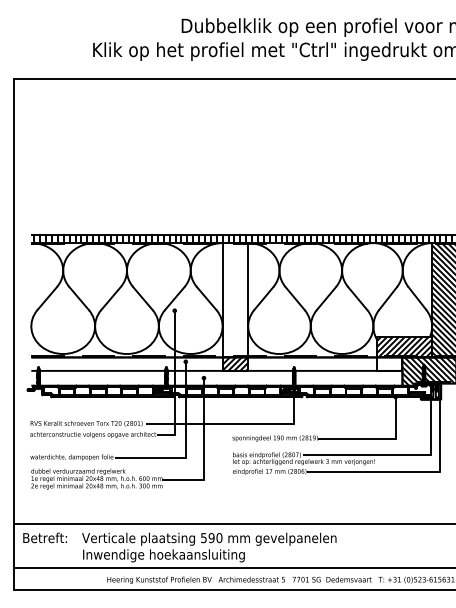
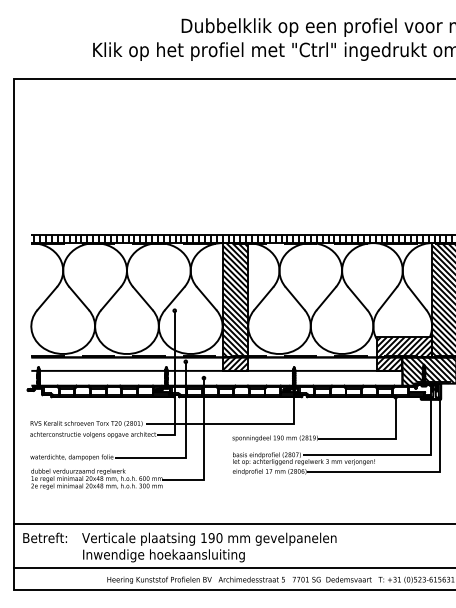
hatch: none -> present (235, 300)
hatch: none -> present (389, 363)
text: 590 -> 190 (203, 538)
